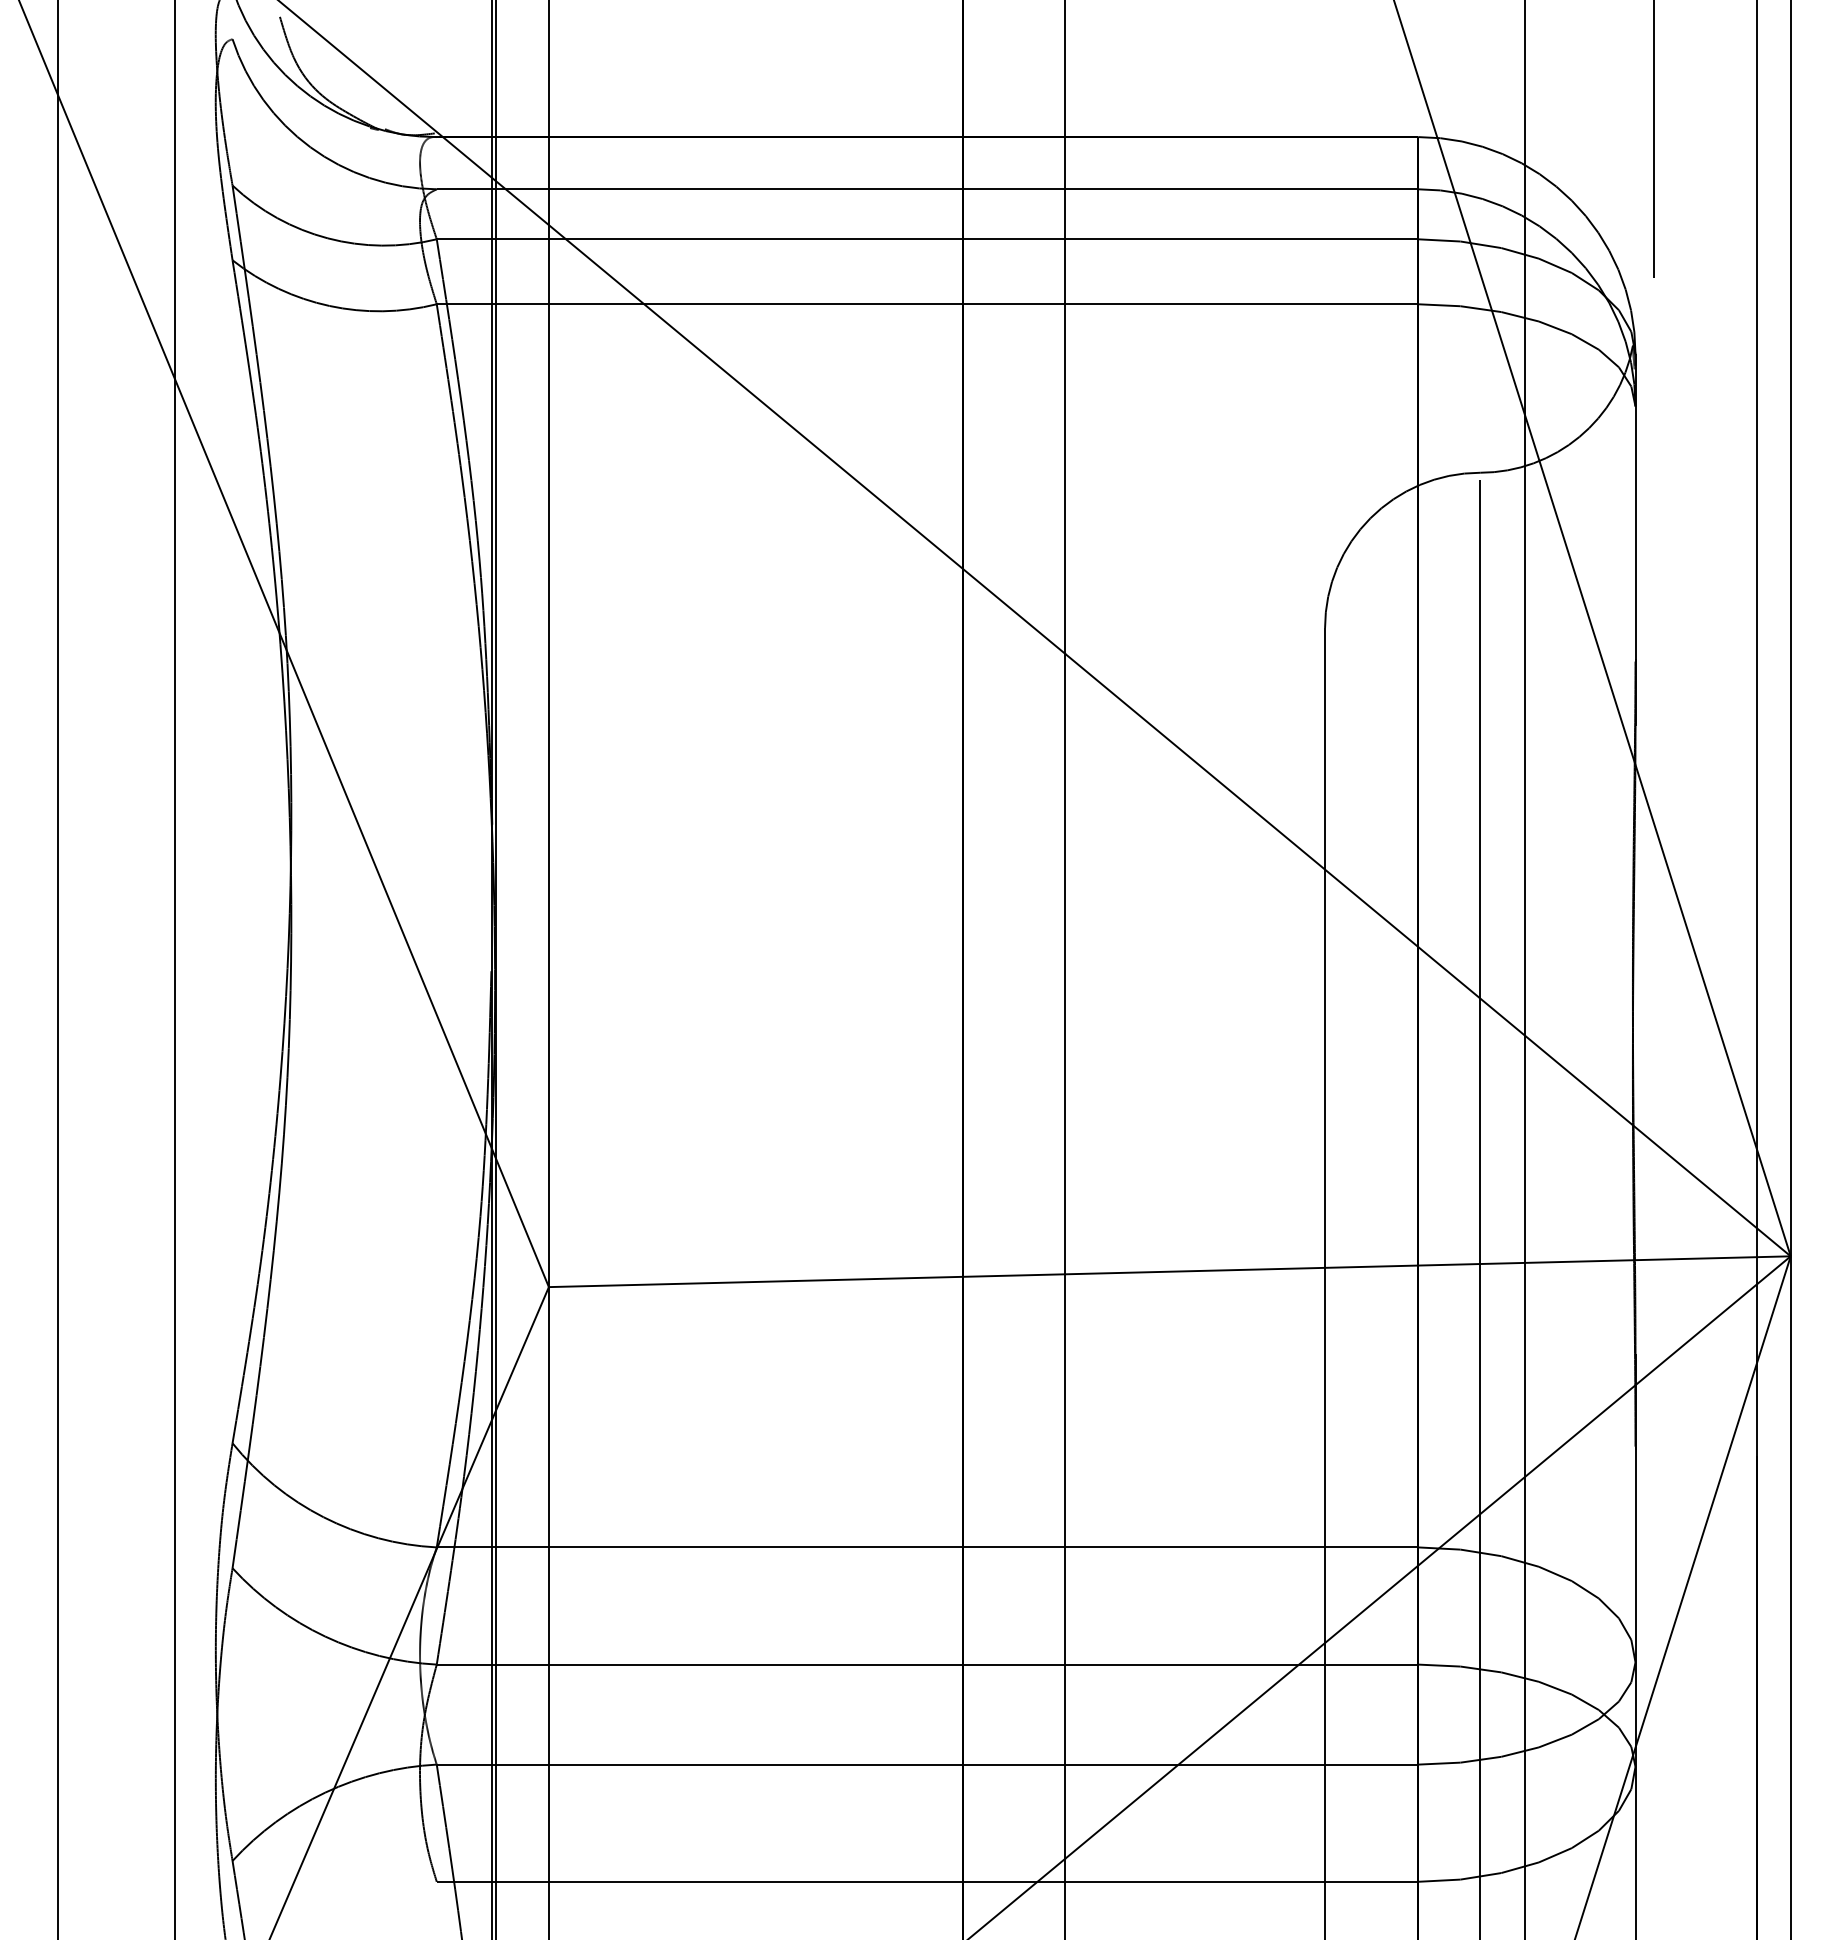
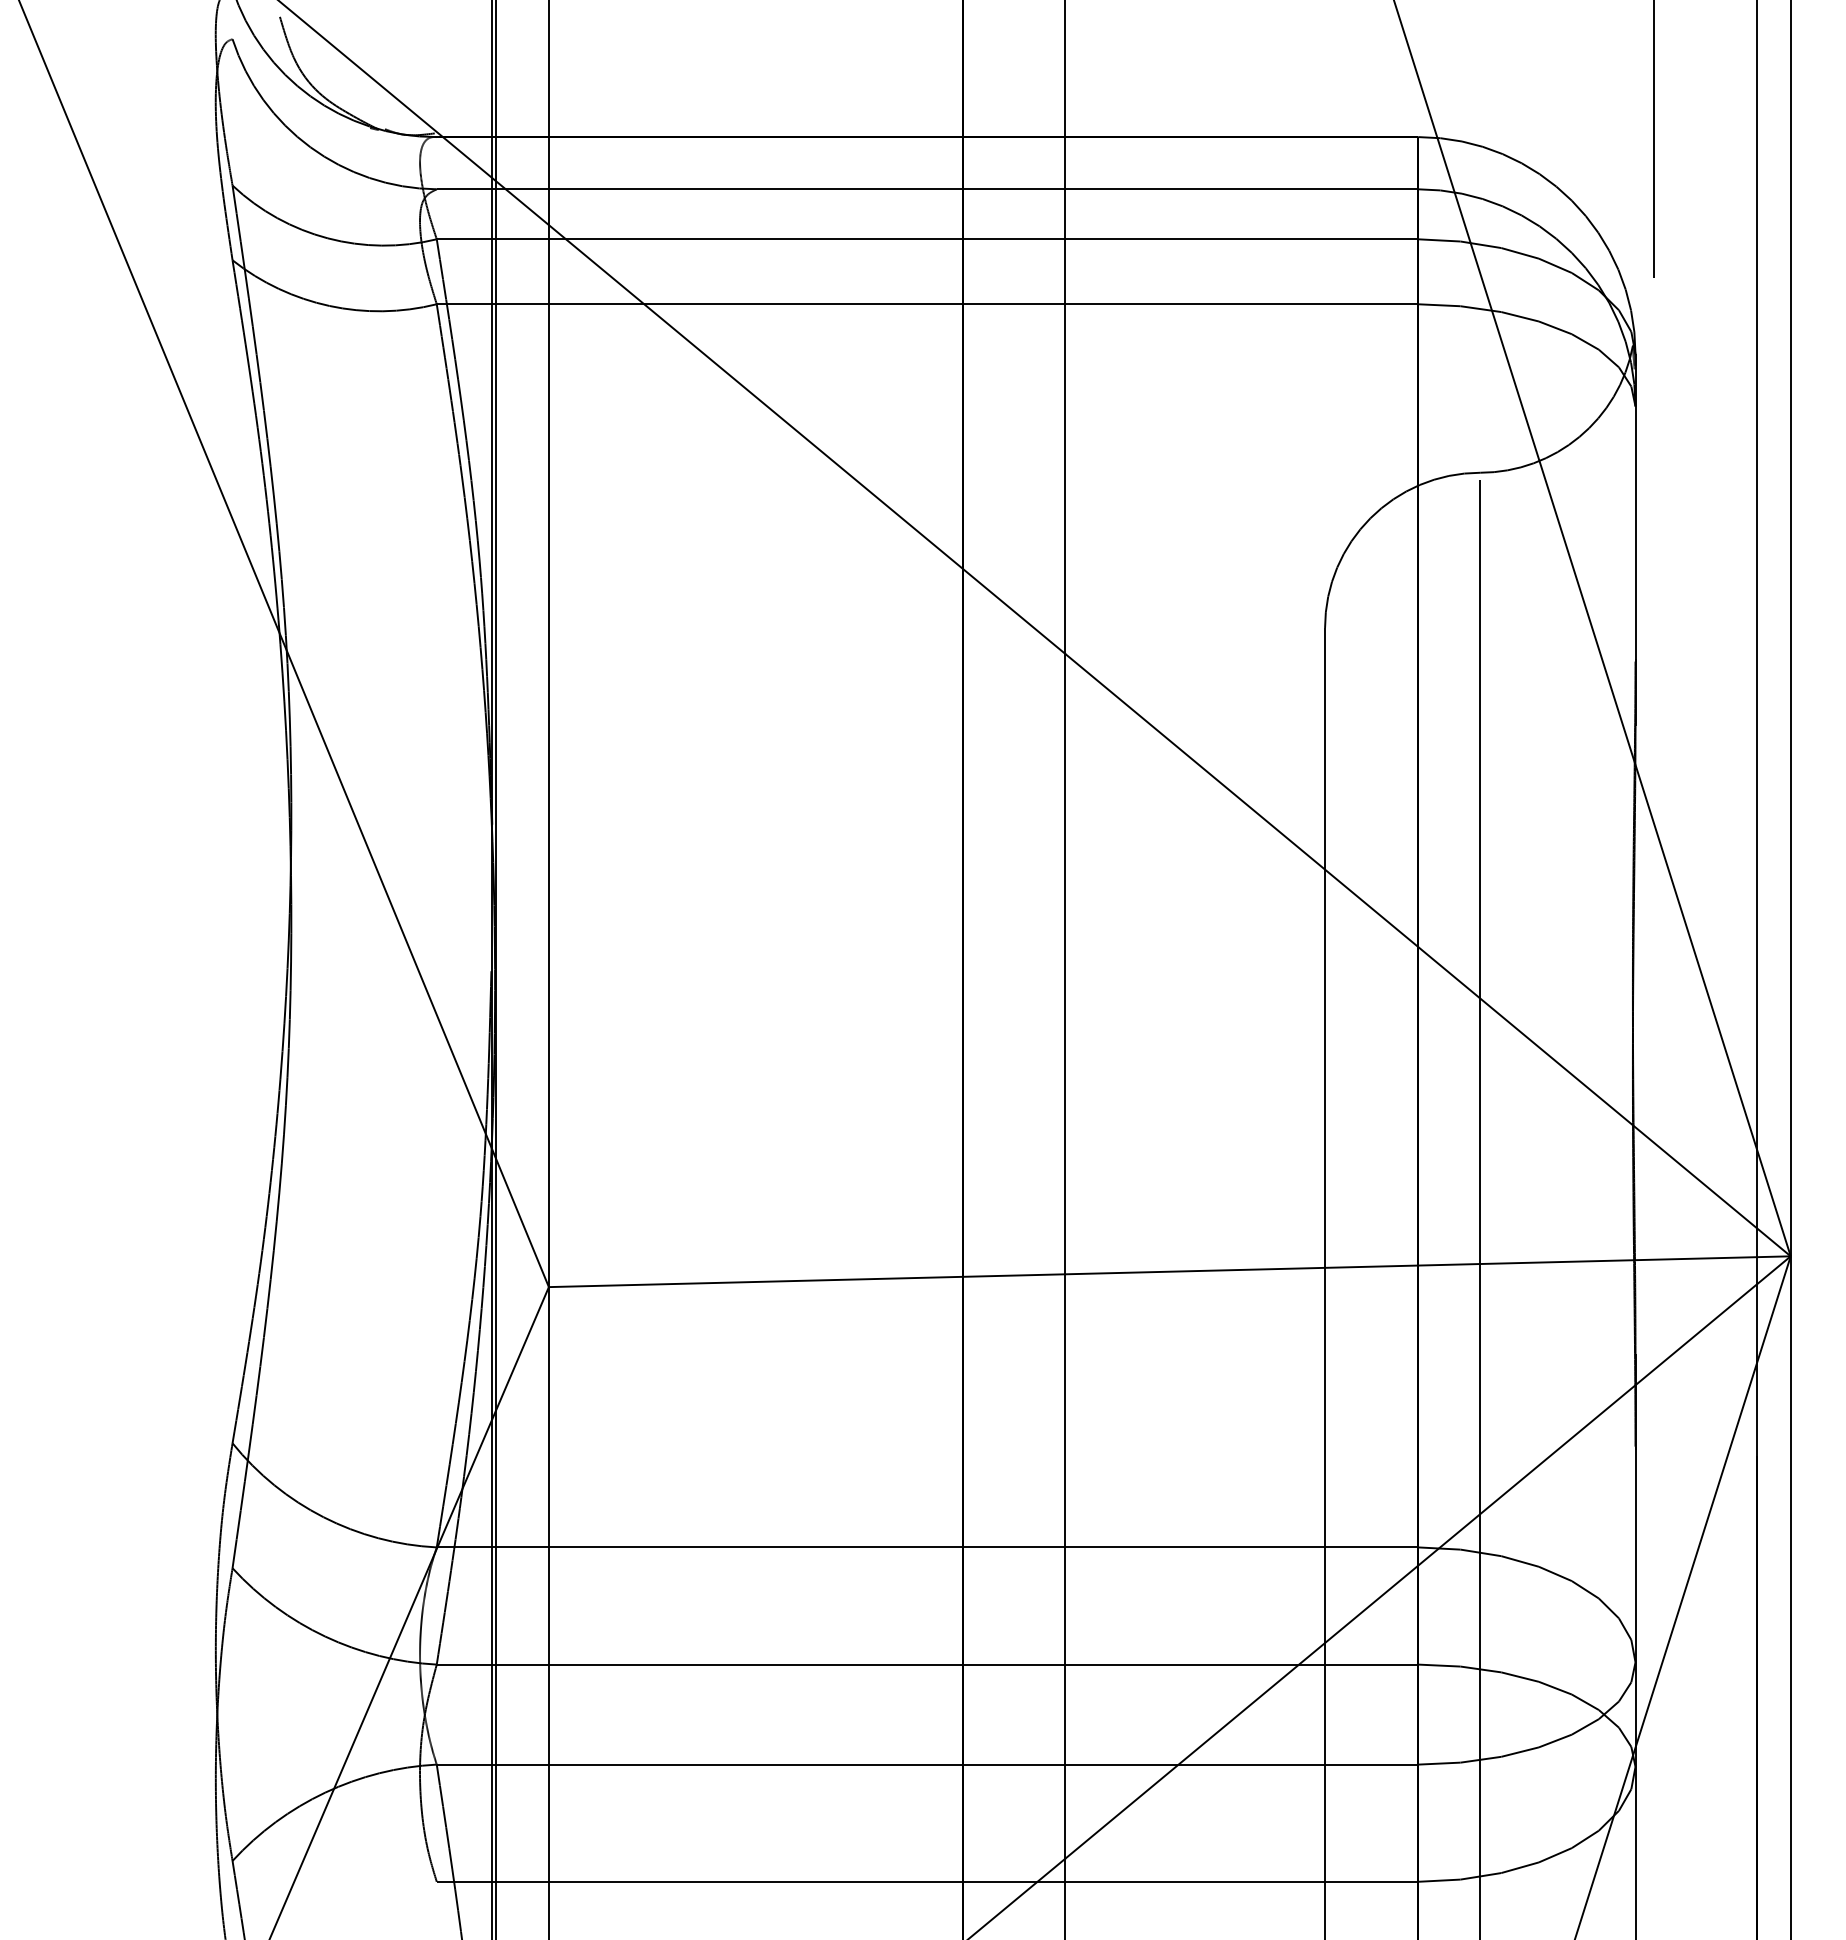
line: present -> none (58, 969)
line: present -> none (175, 969)
line: present -> none (1525, 969)
